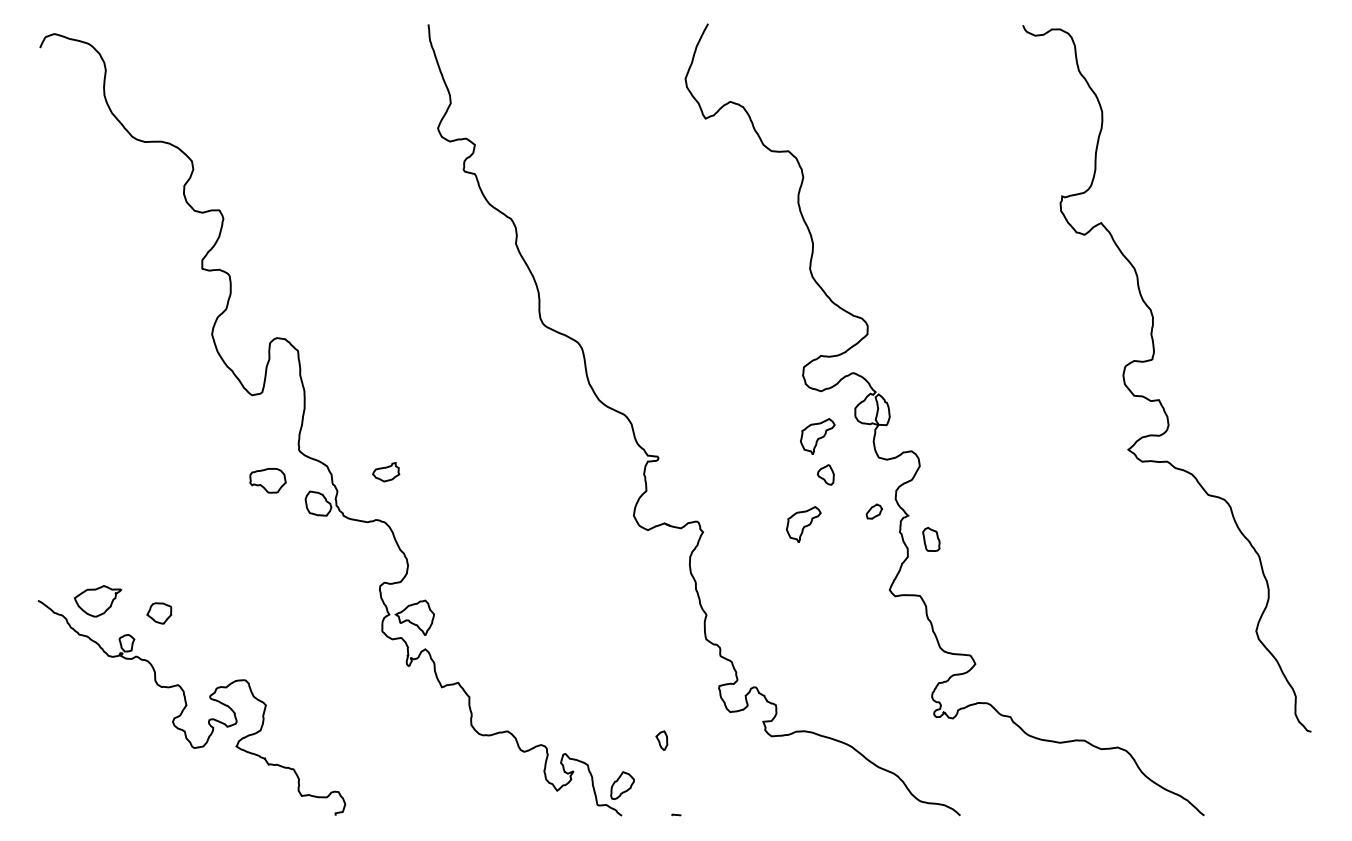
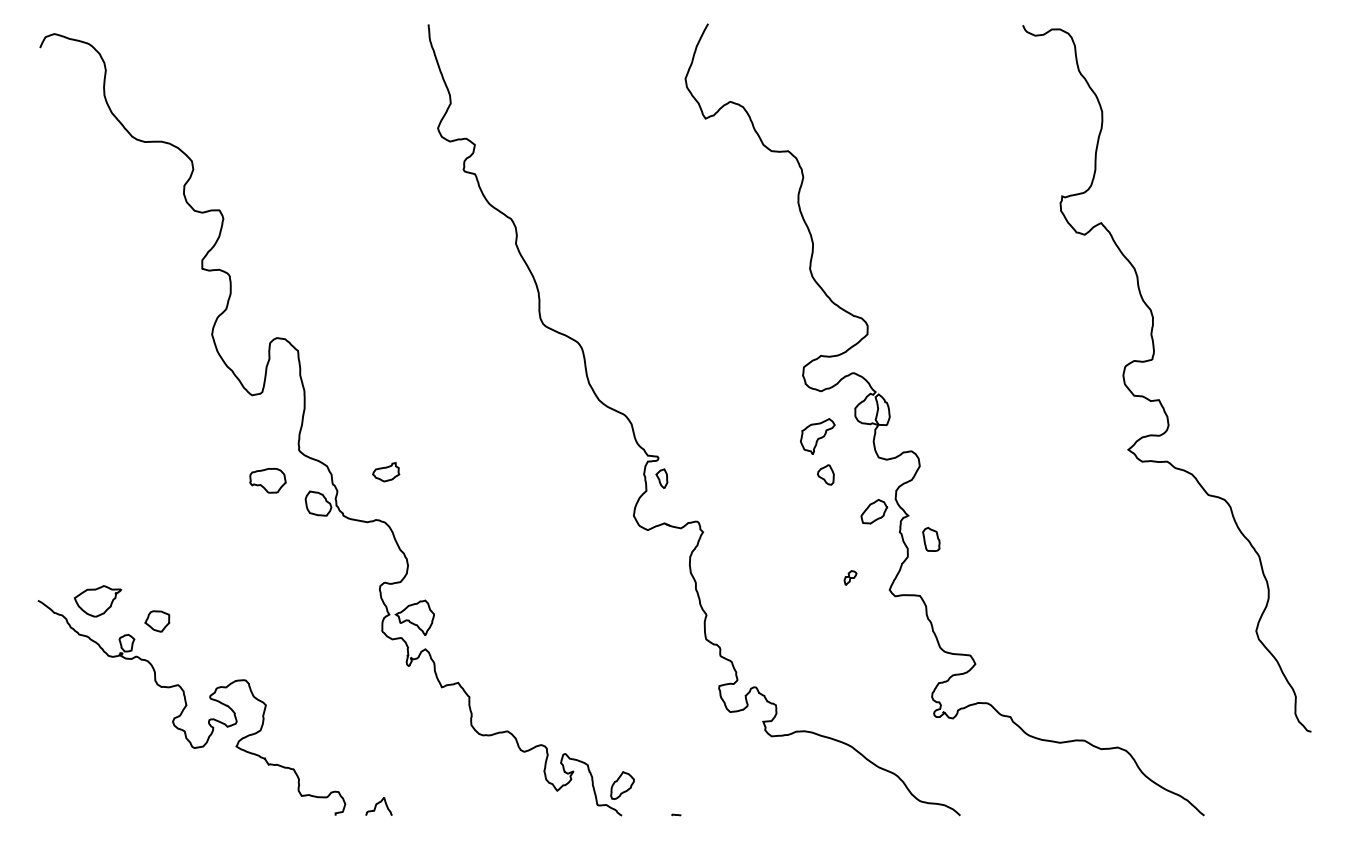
part size: 19x17 px -> 29x27 px (874, 511)
part: present -> none (803, 524)
part: none -> present (850, 577)
part position: (159, 613) -> (157, 621) (157, 621)
part position: (661, 740) -> (661, 478) (661, 478)
curve: none -> present (378, 804)
